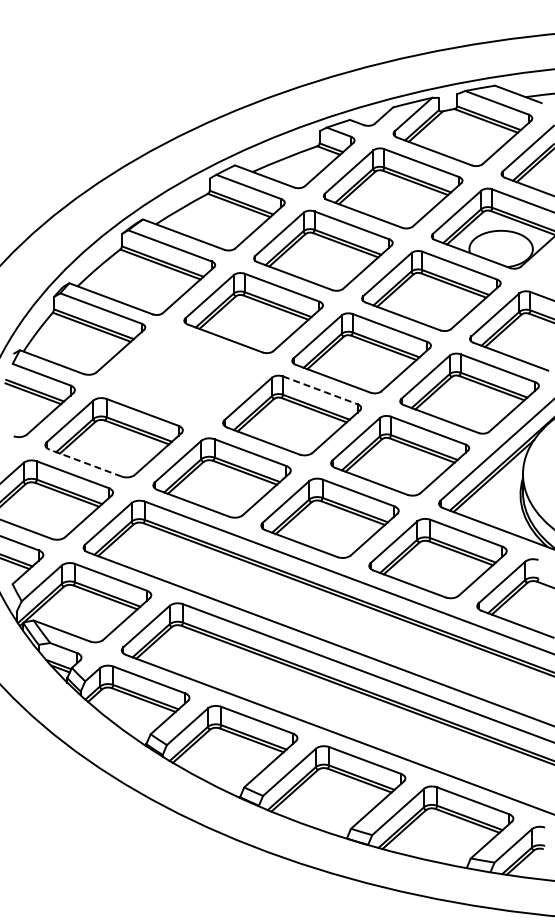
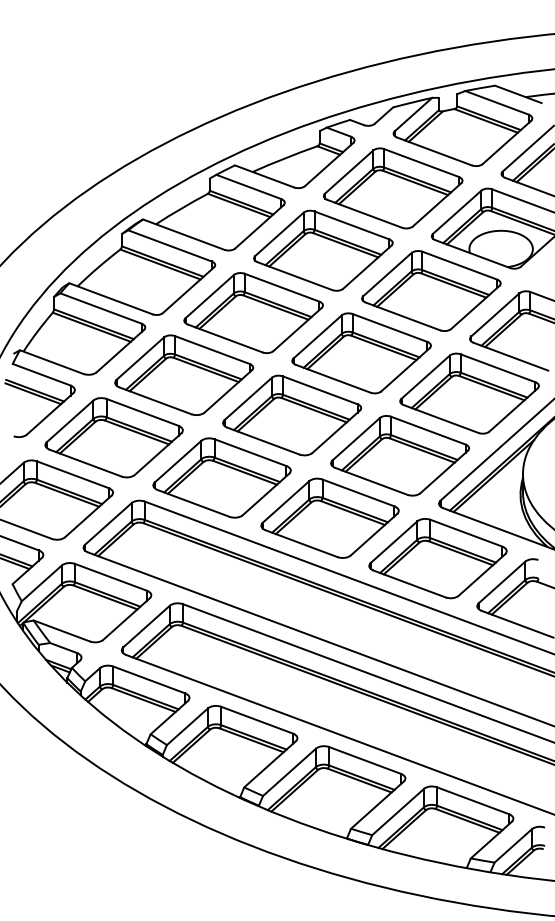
part: none -> present (184, 374)
line: dashed -> solid (320, 390)
line: dashed -> solid (85, 462)
